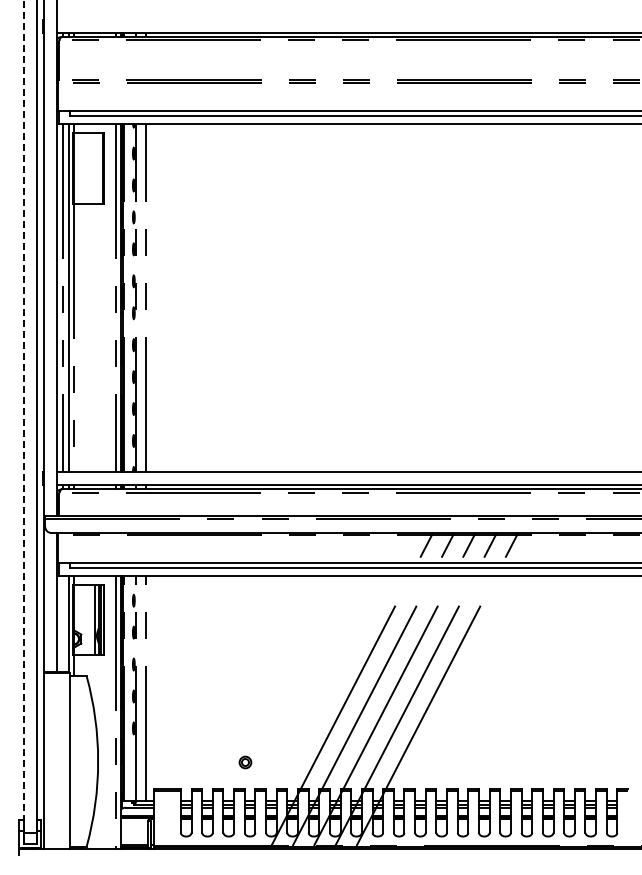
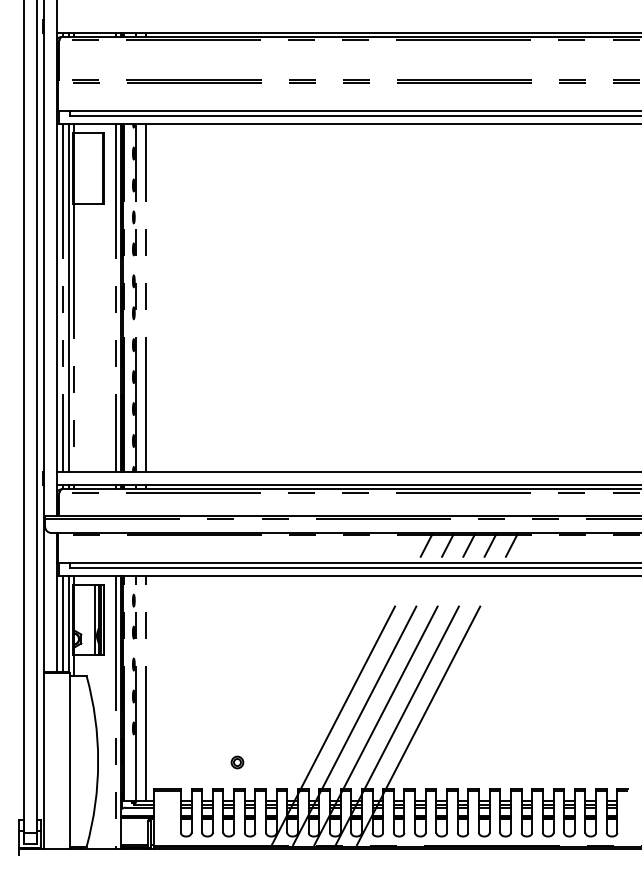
line: dashed -> solid (23, 416)
line: none -> present (62, 624)
part position: (245, 762) -> (237, 762) (237, 762)
